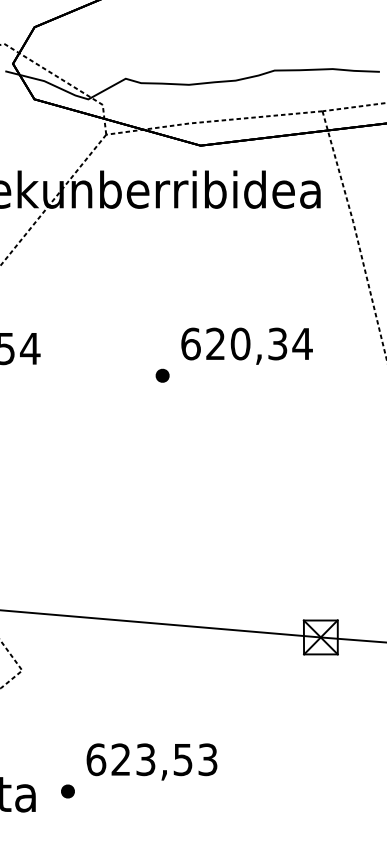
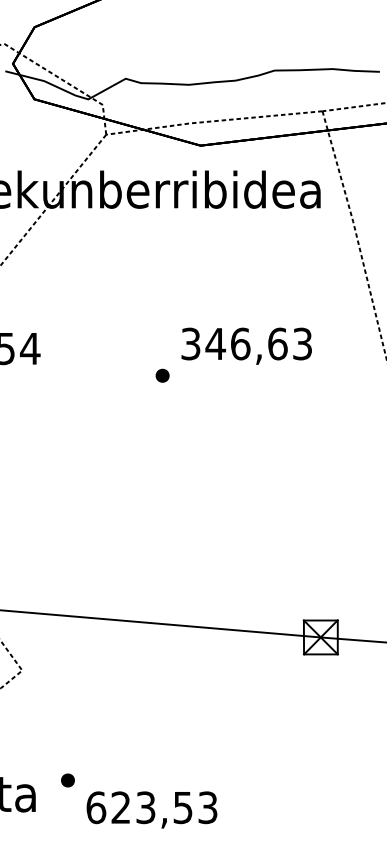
text: 620,34 -> 346,63 (246, 343)
text position: (151, 761) -> (151, 809) (151, 809)
part position: (67, 791) -> (67, 780) (67, 780)
